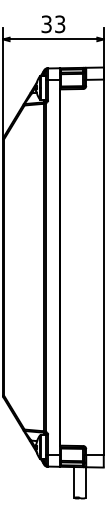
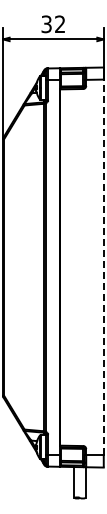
text: 33 -> 32 (60, 24)
line: solid -> dashed (103, 267)
